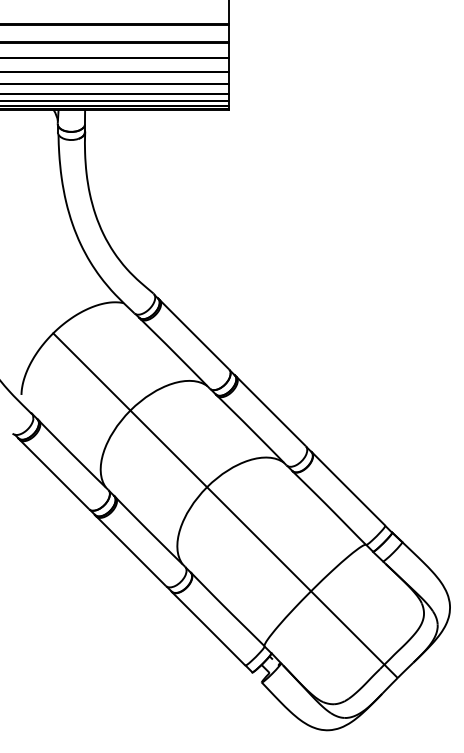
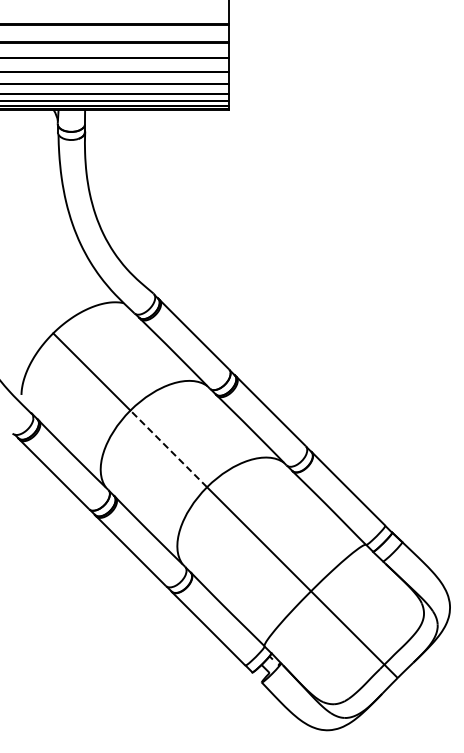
line: solid -> dashed (168, 448)
